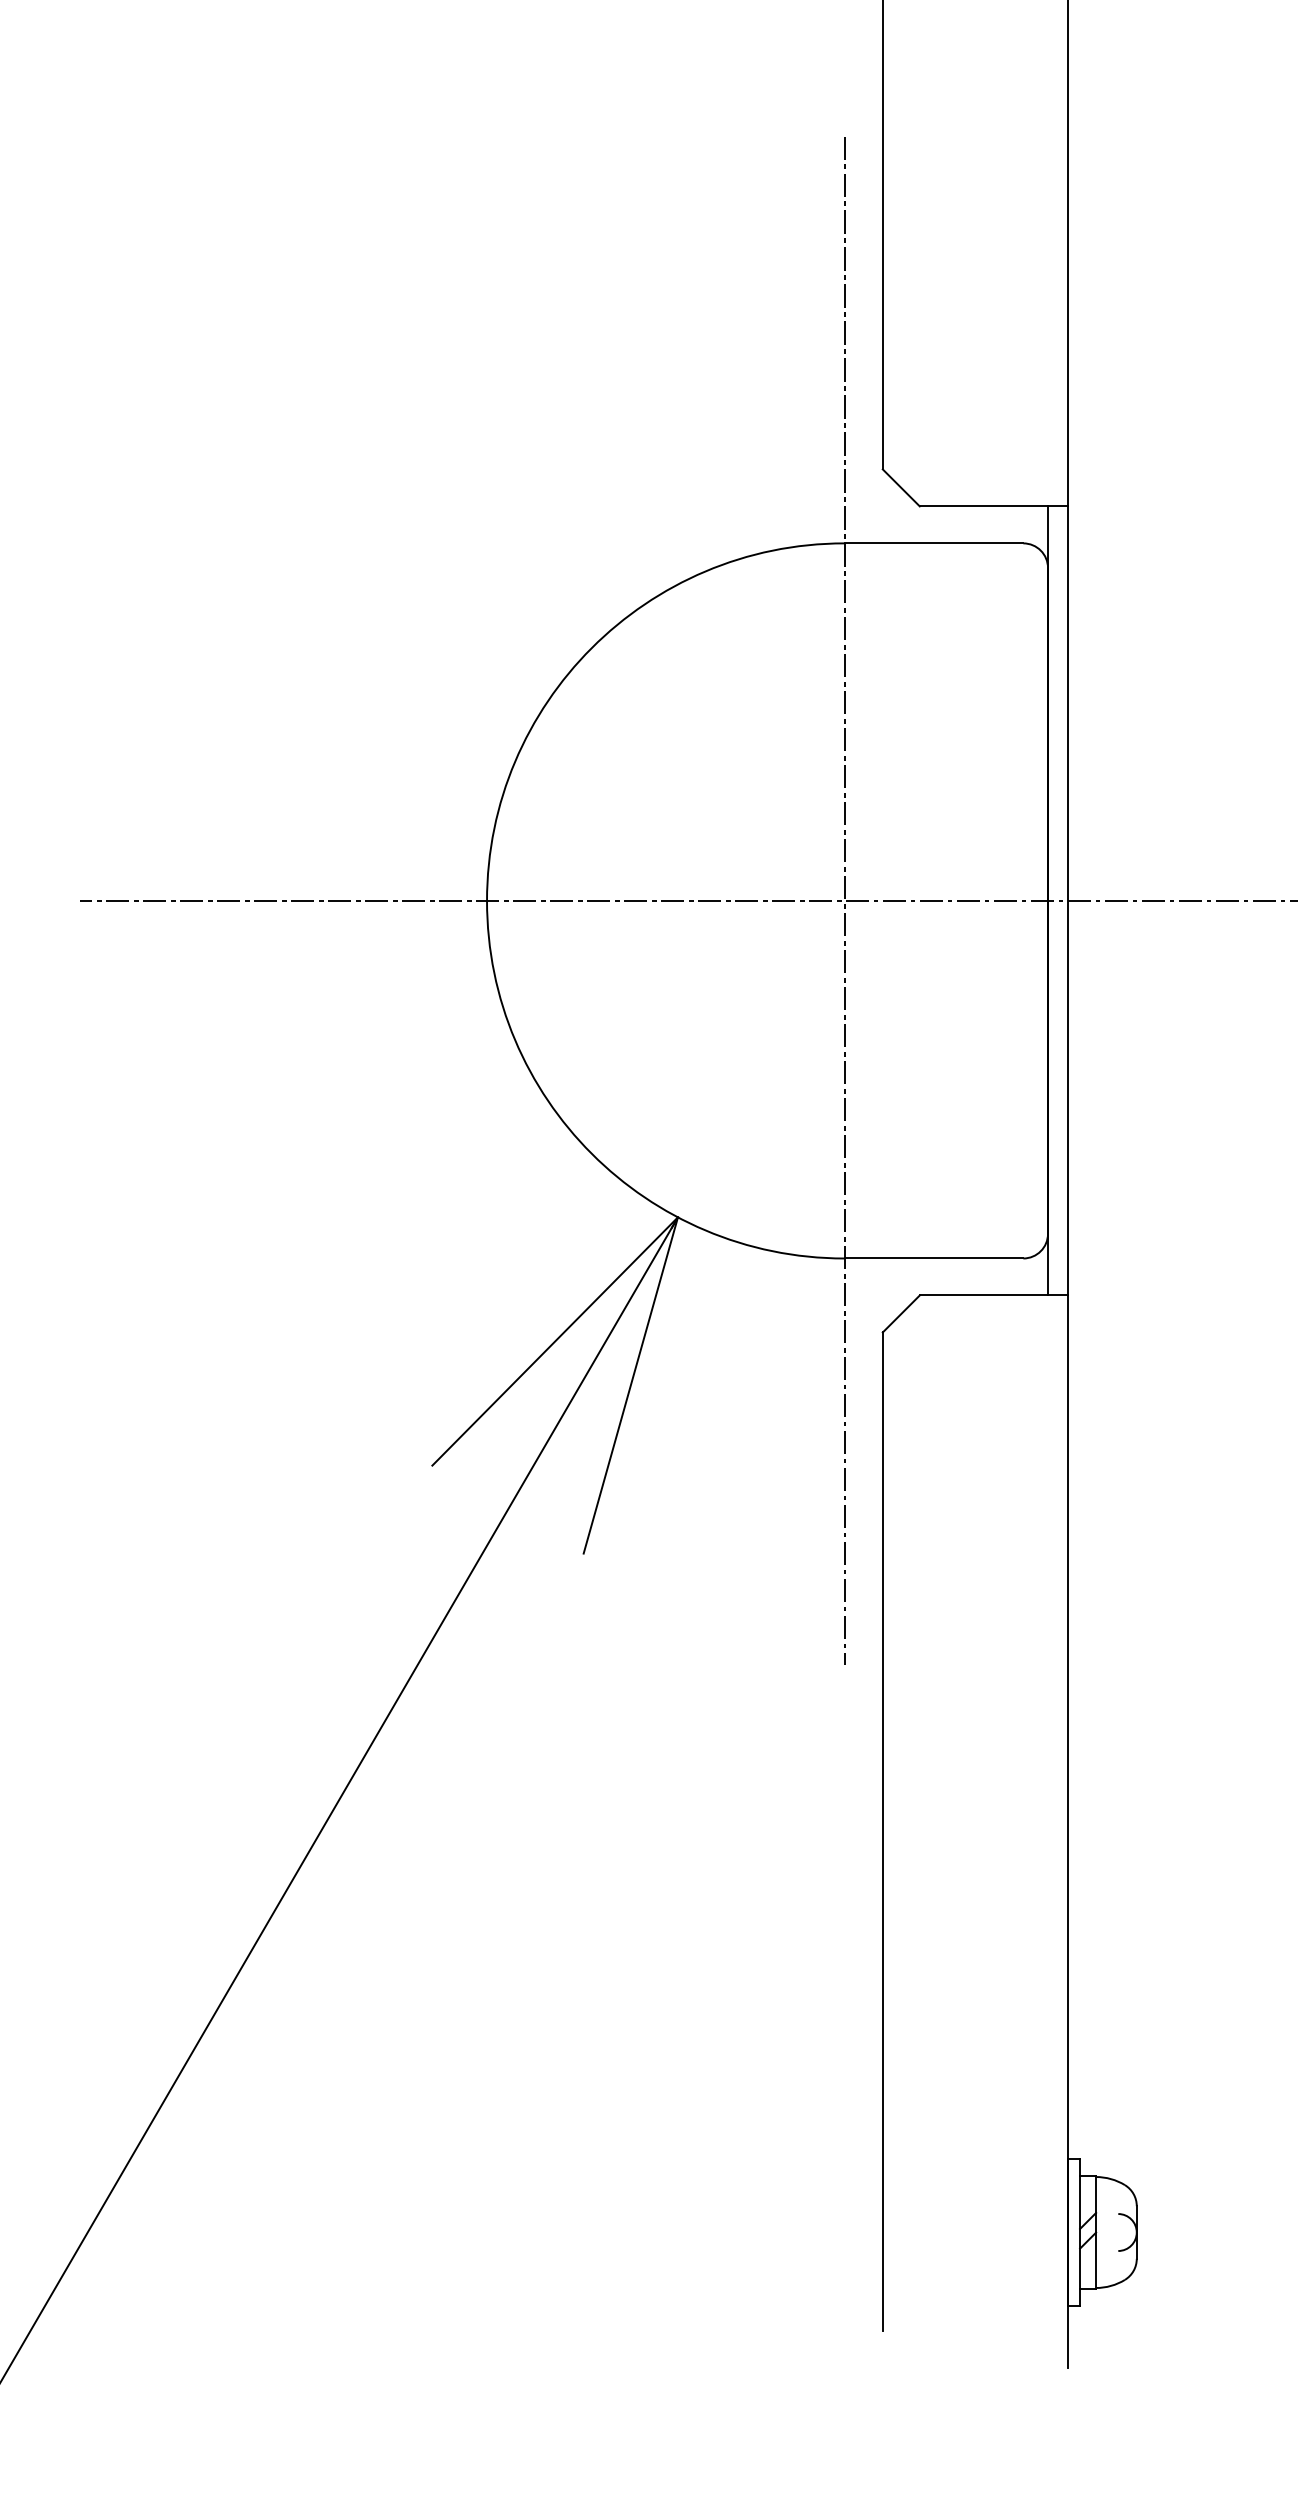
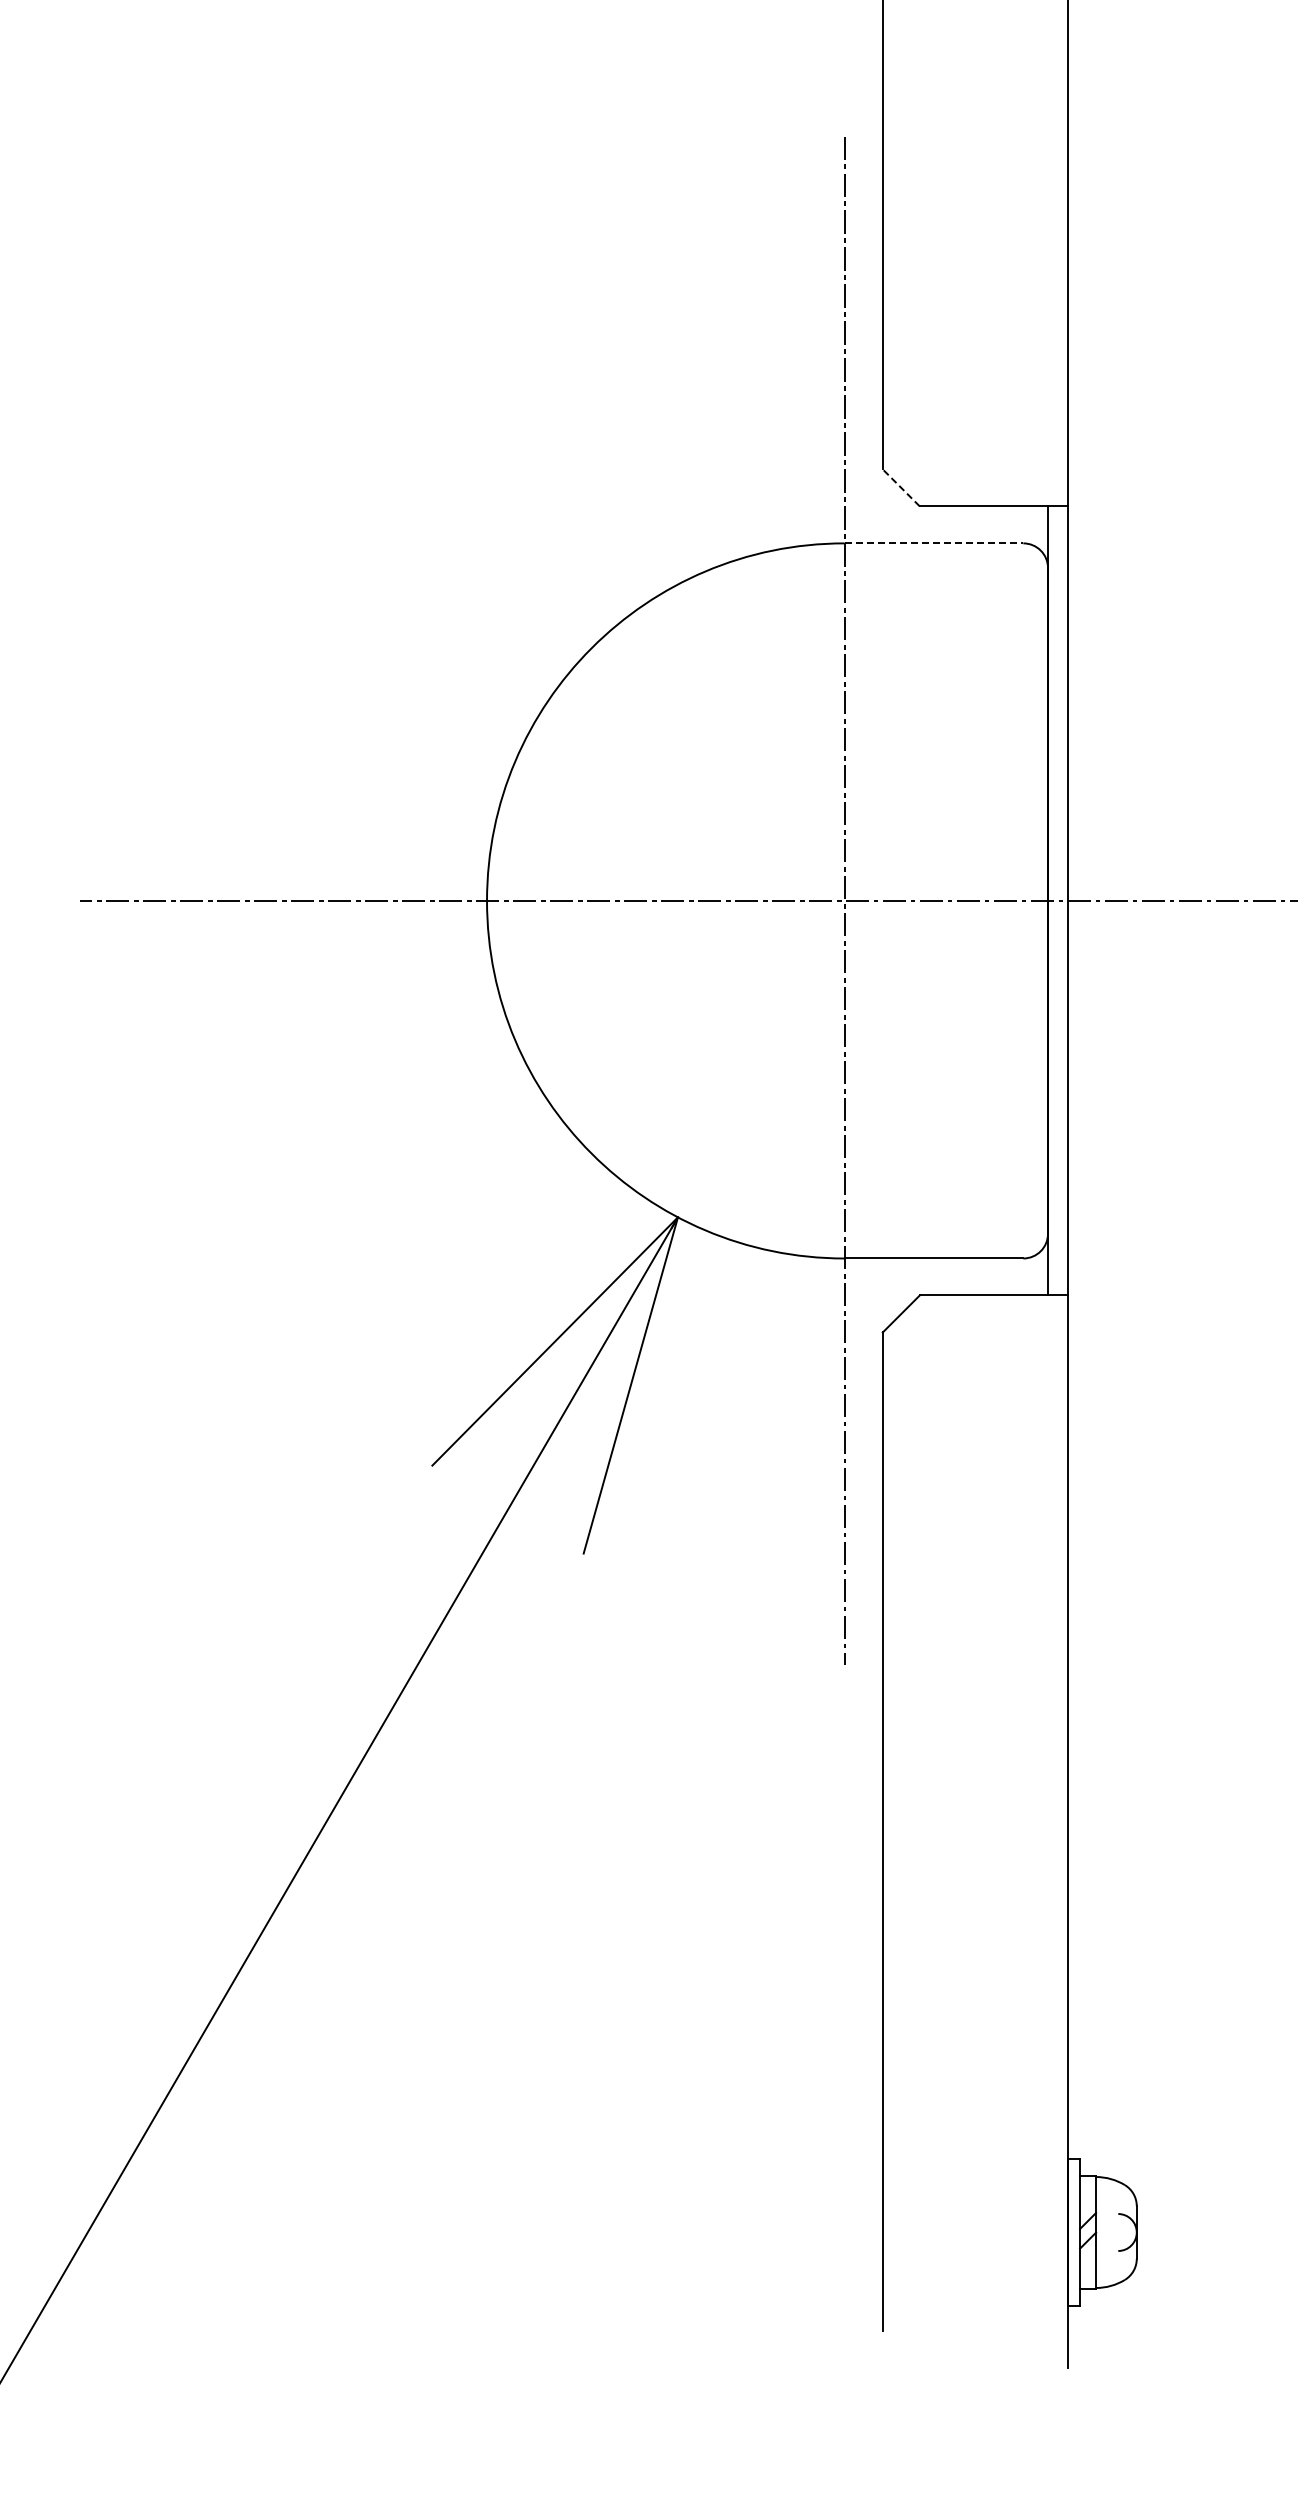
line: solid -> dashed (900, 487)
line: solid -> dashed (934, 543)
